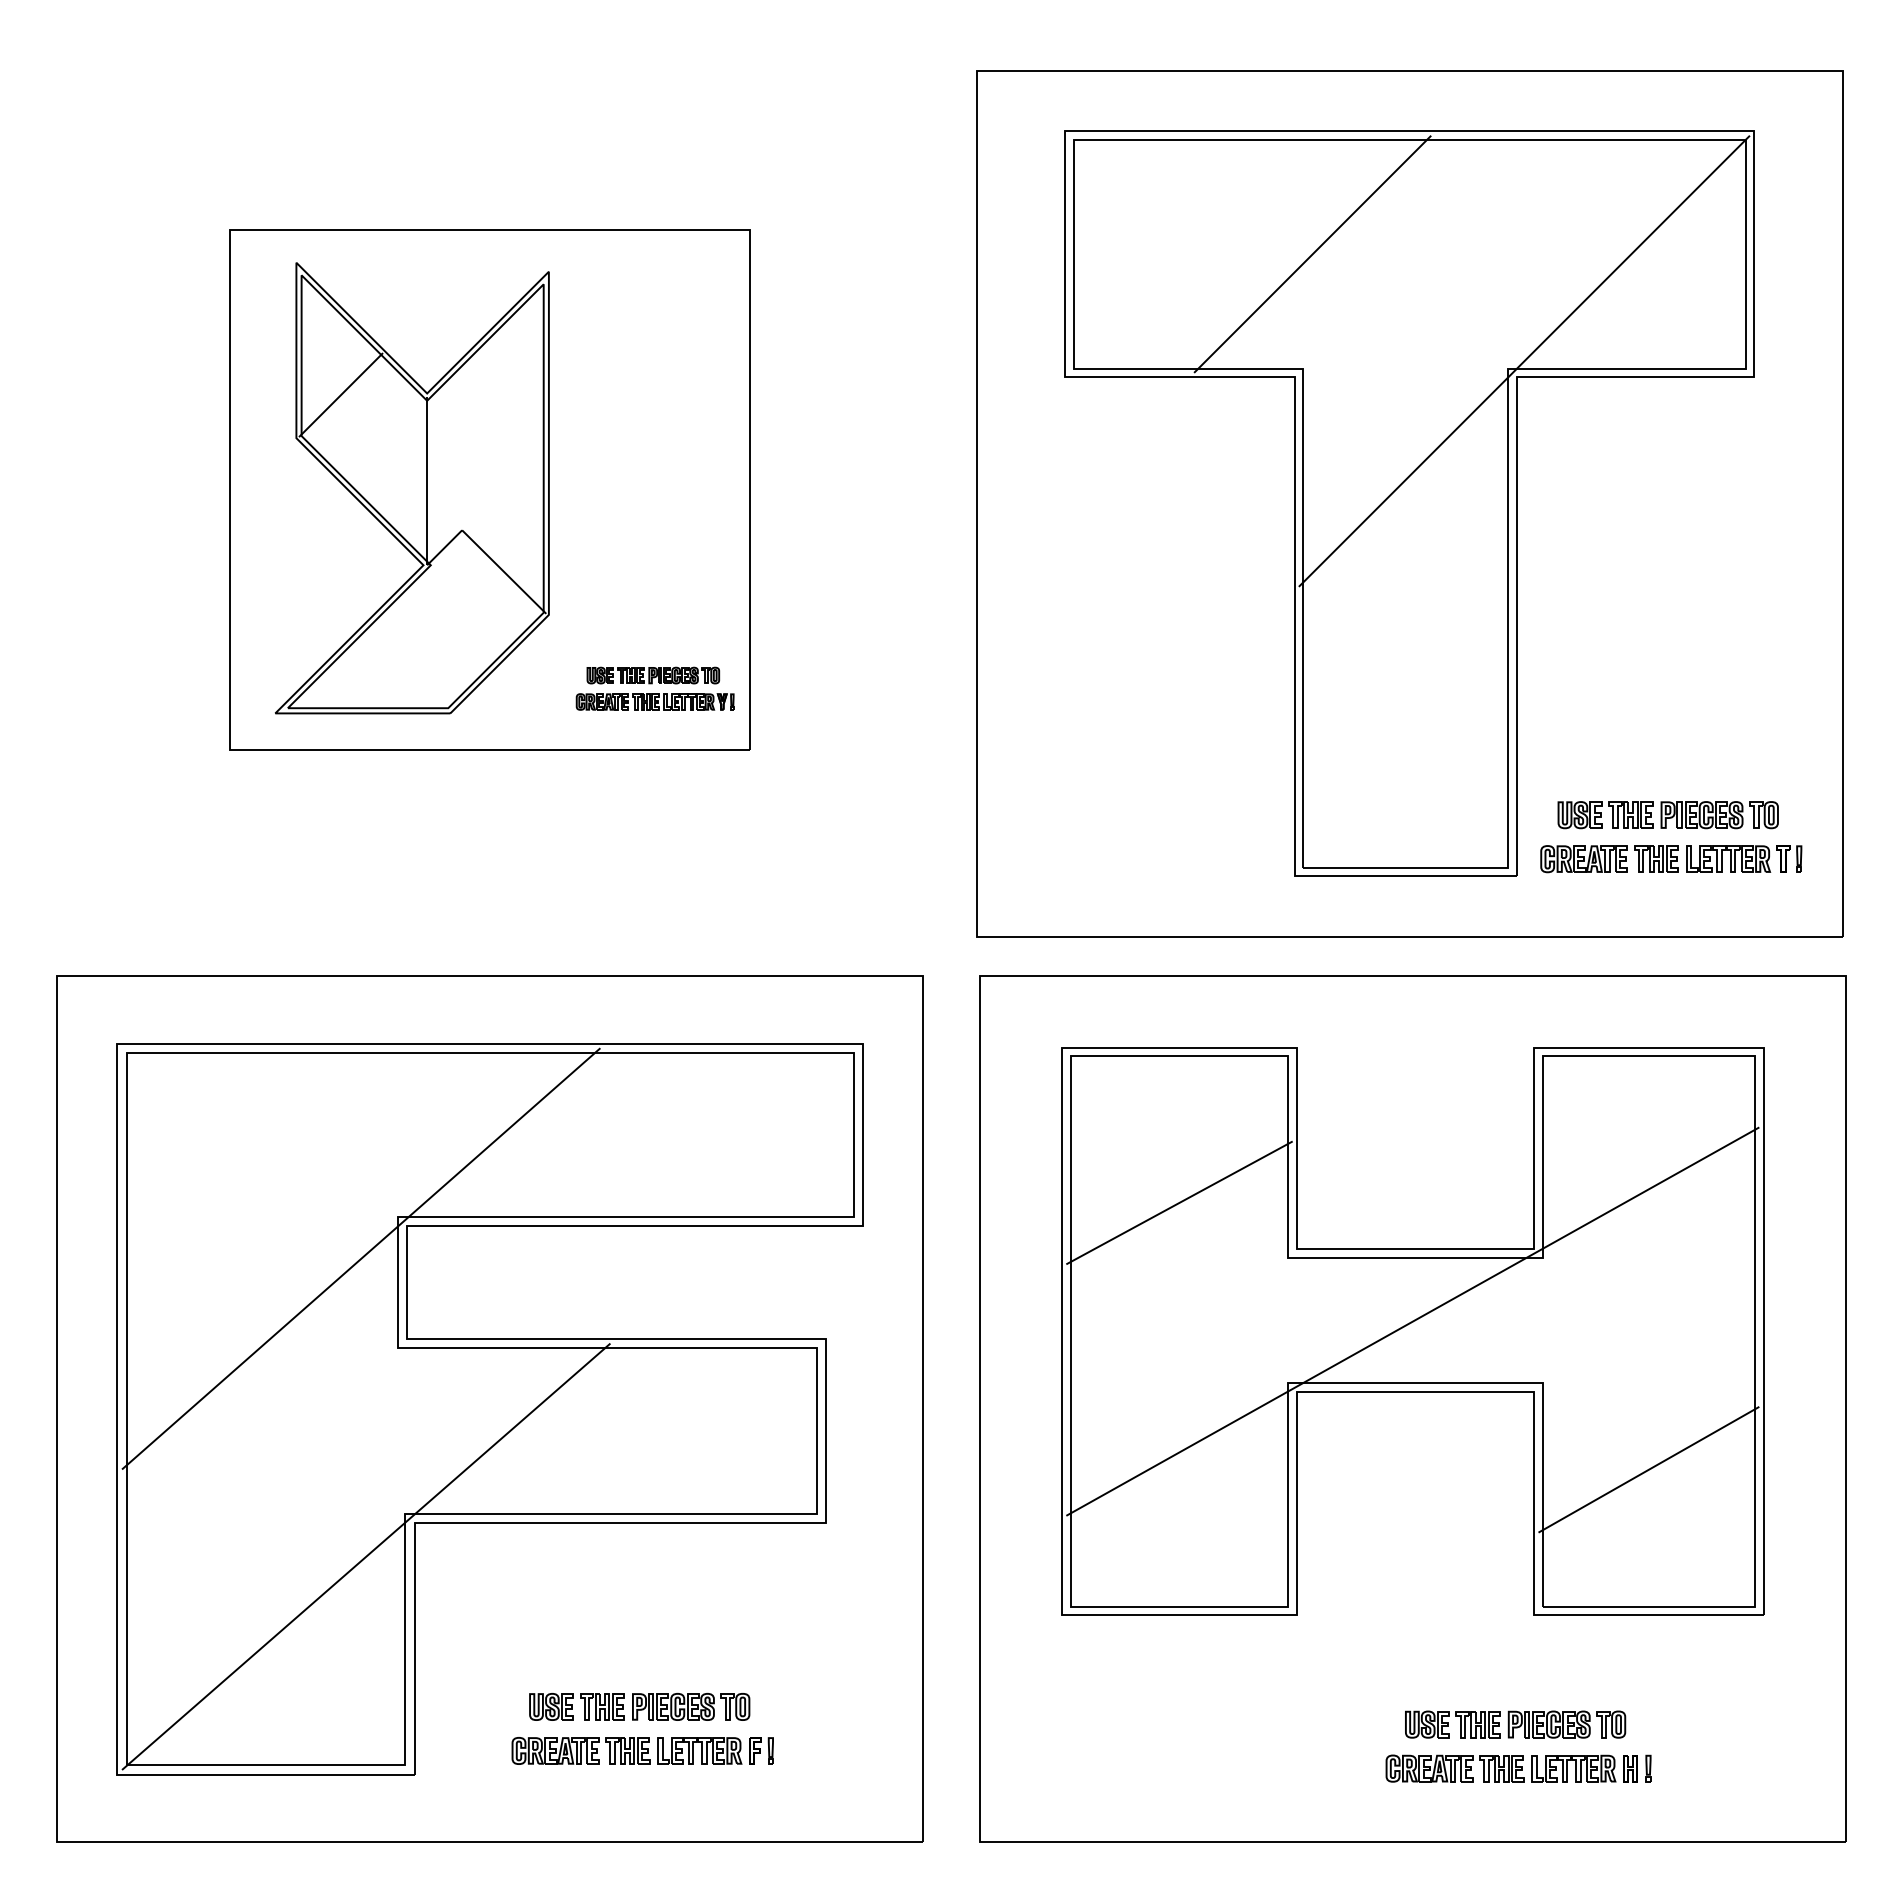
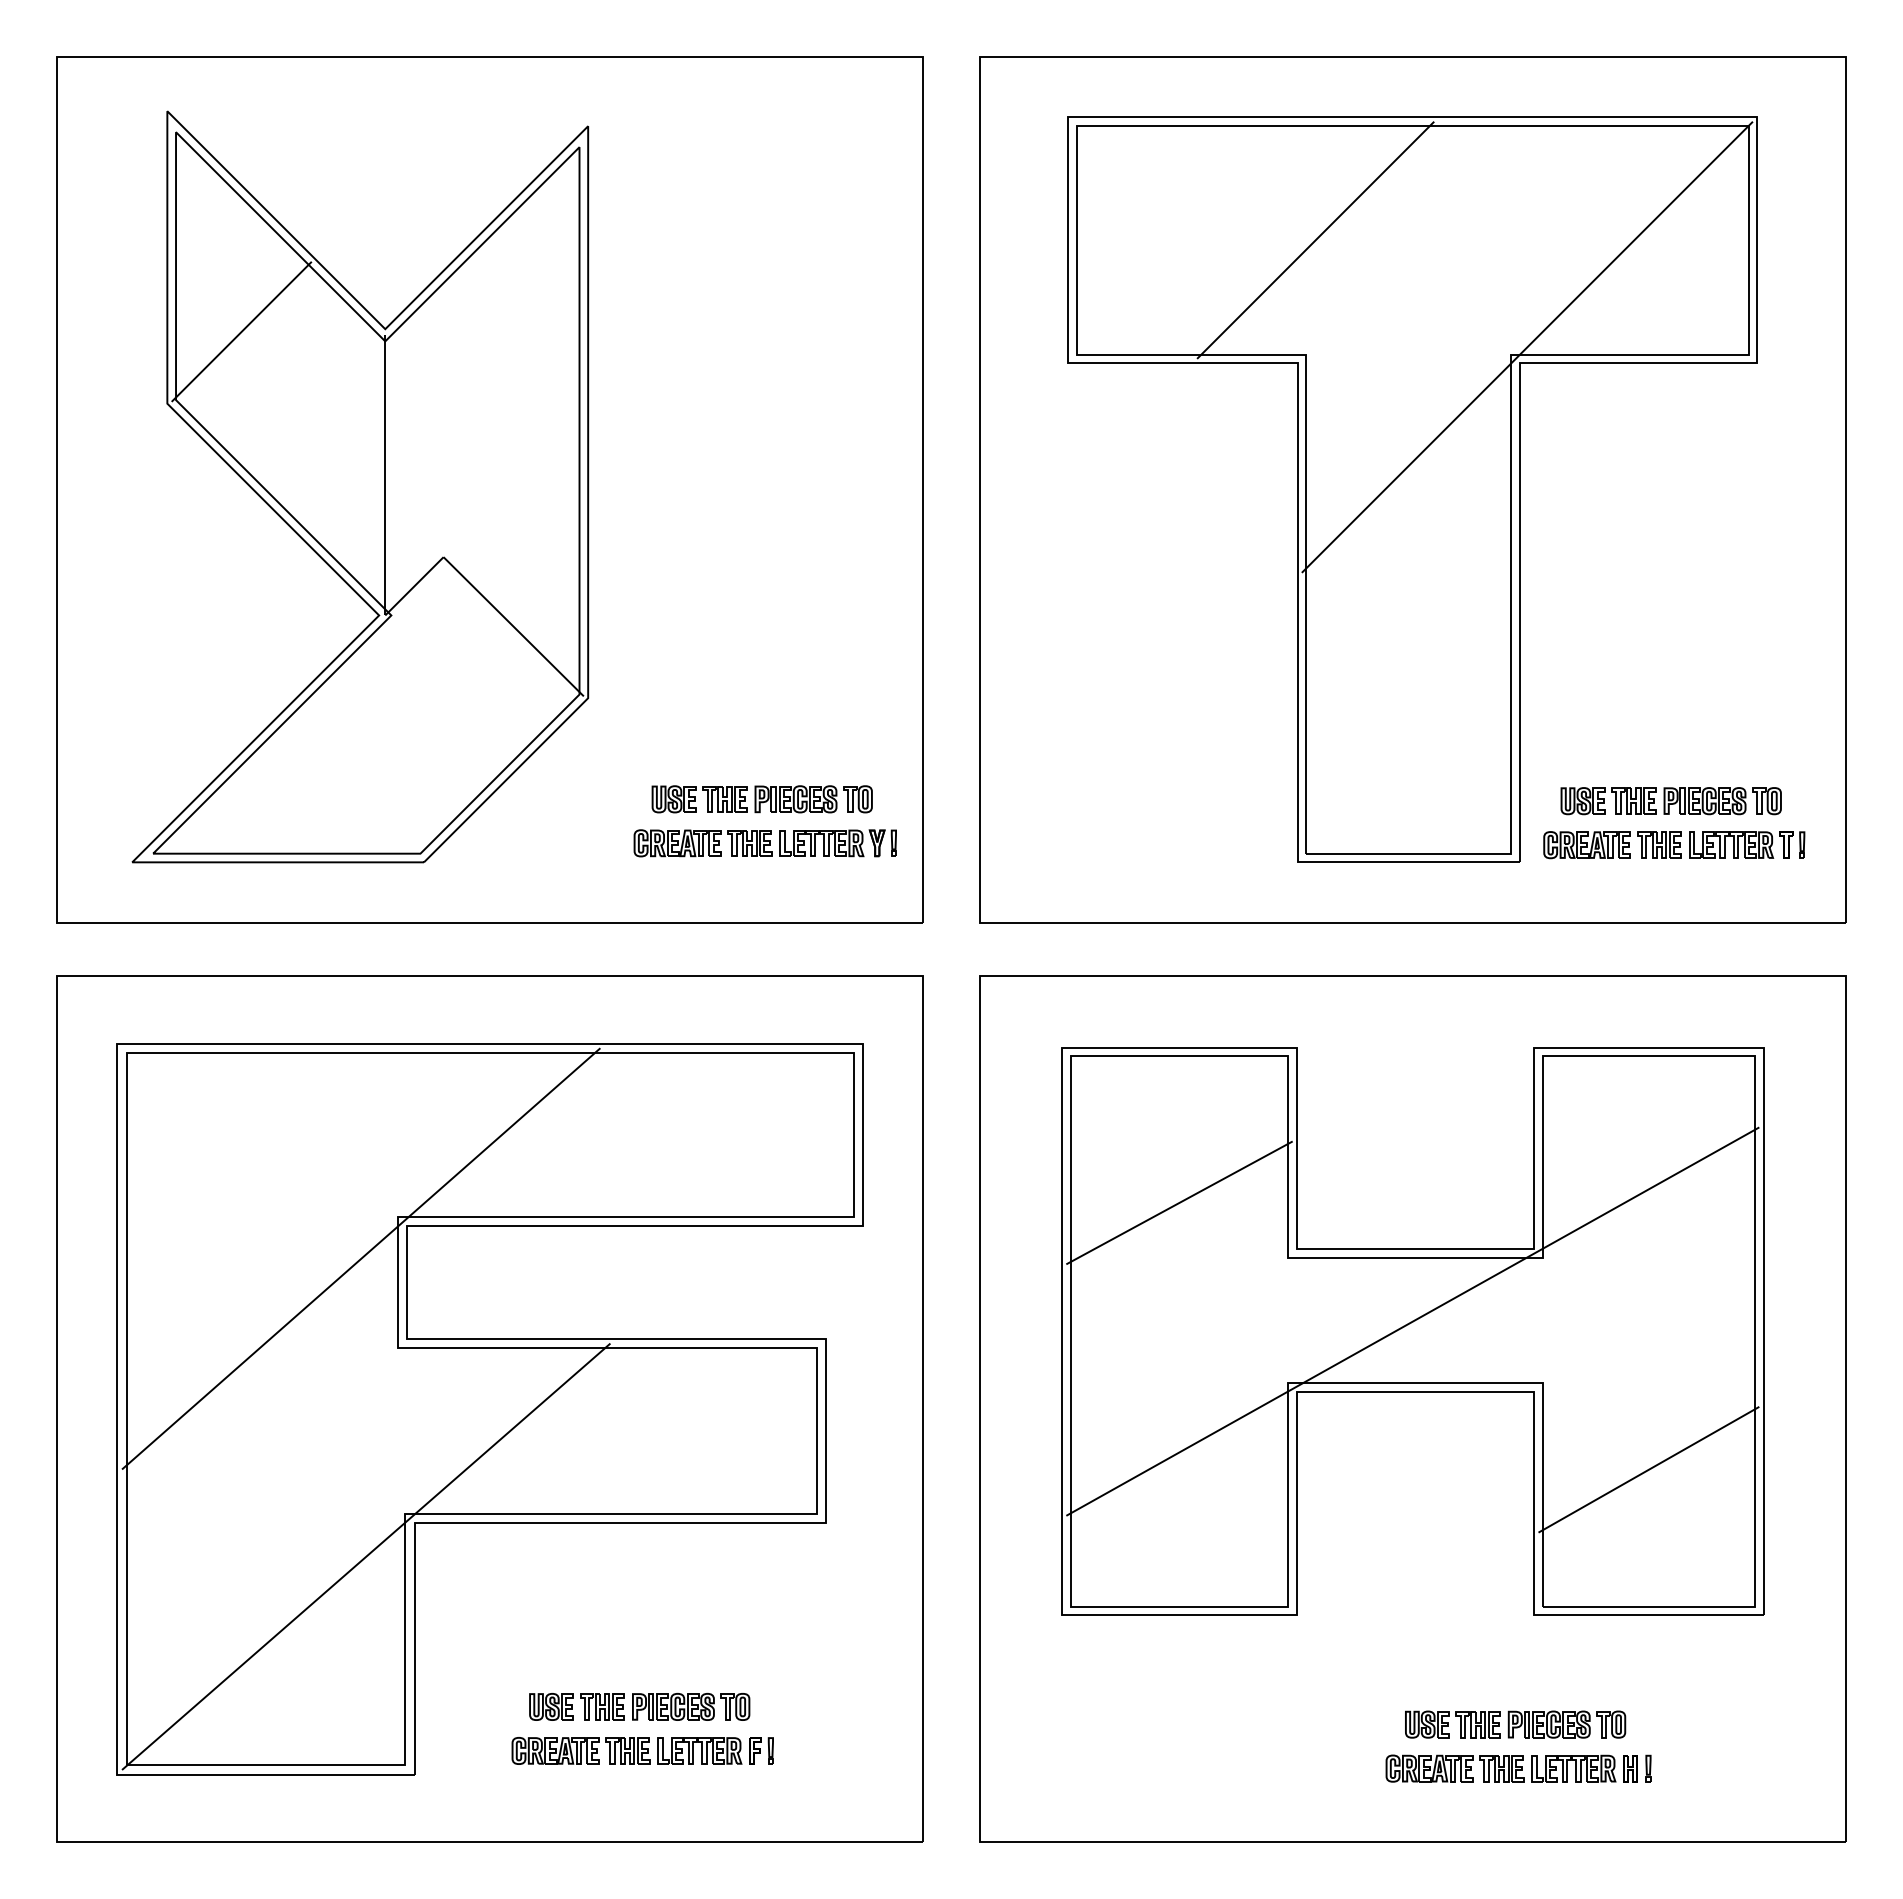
part size: 522x522 px -> 868x868 px (489, 489)
part position: (1409, 503) -> (1412, 489) (1412, 489)
